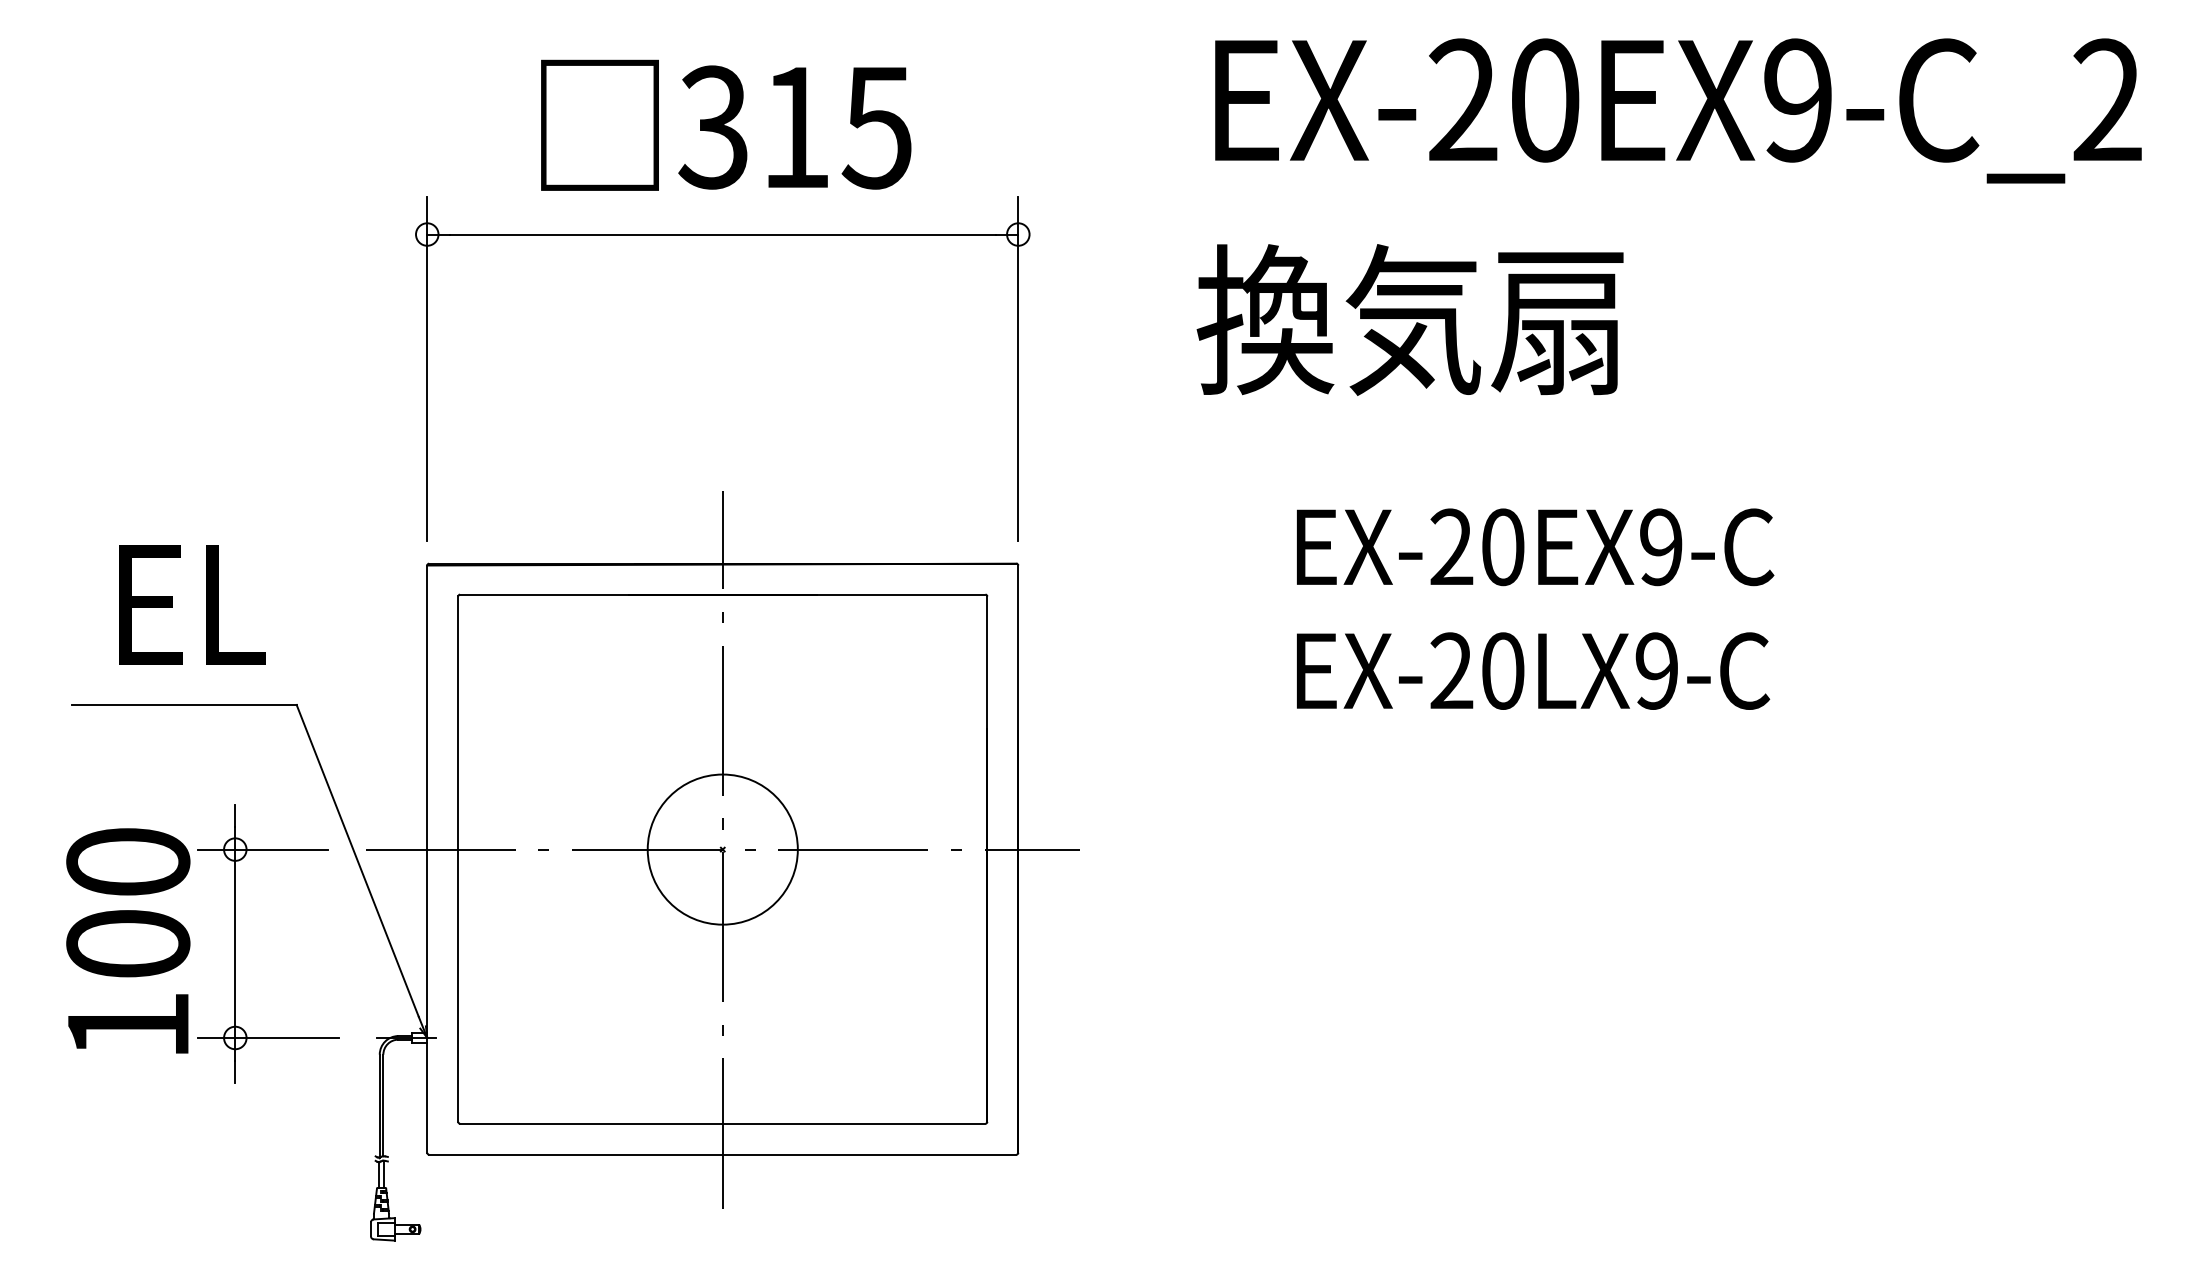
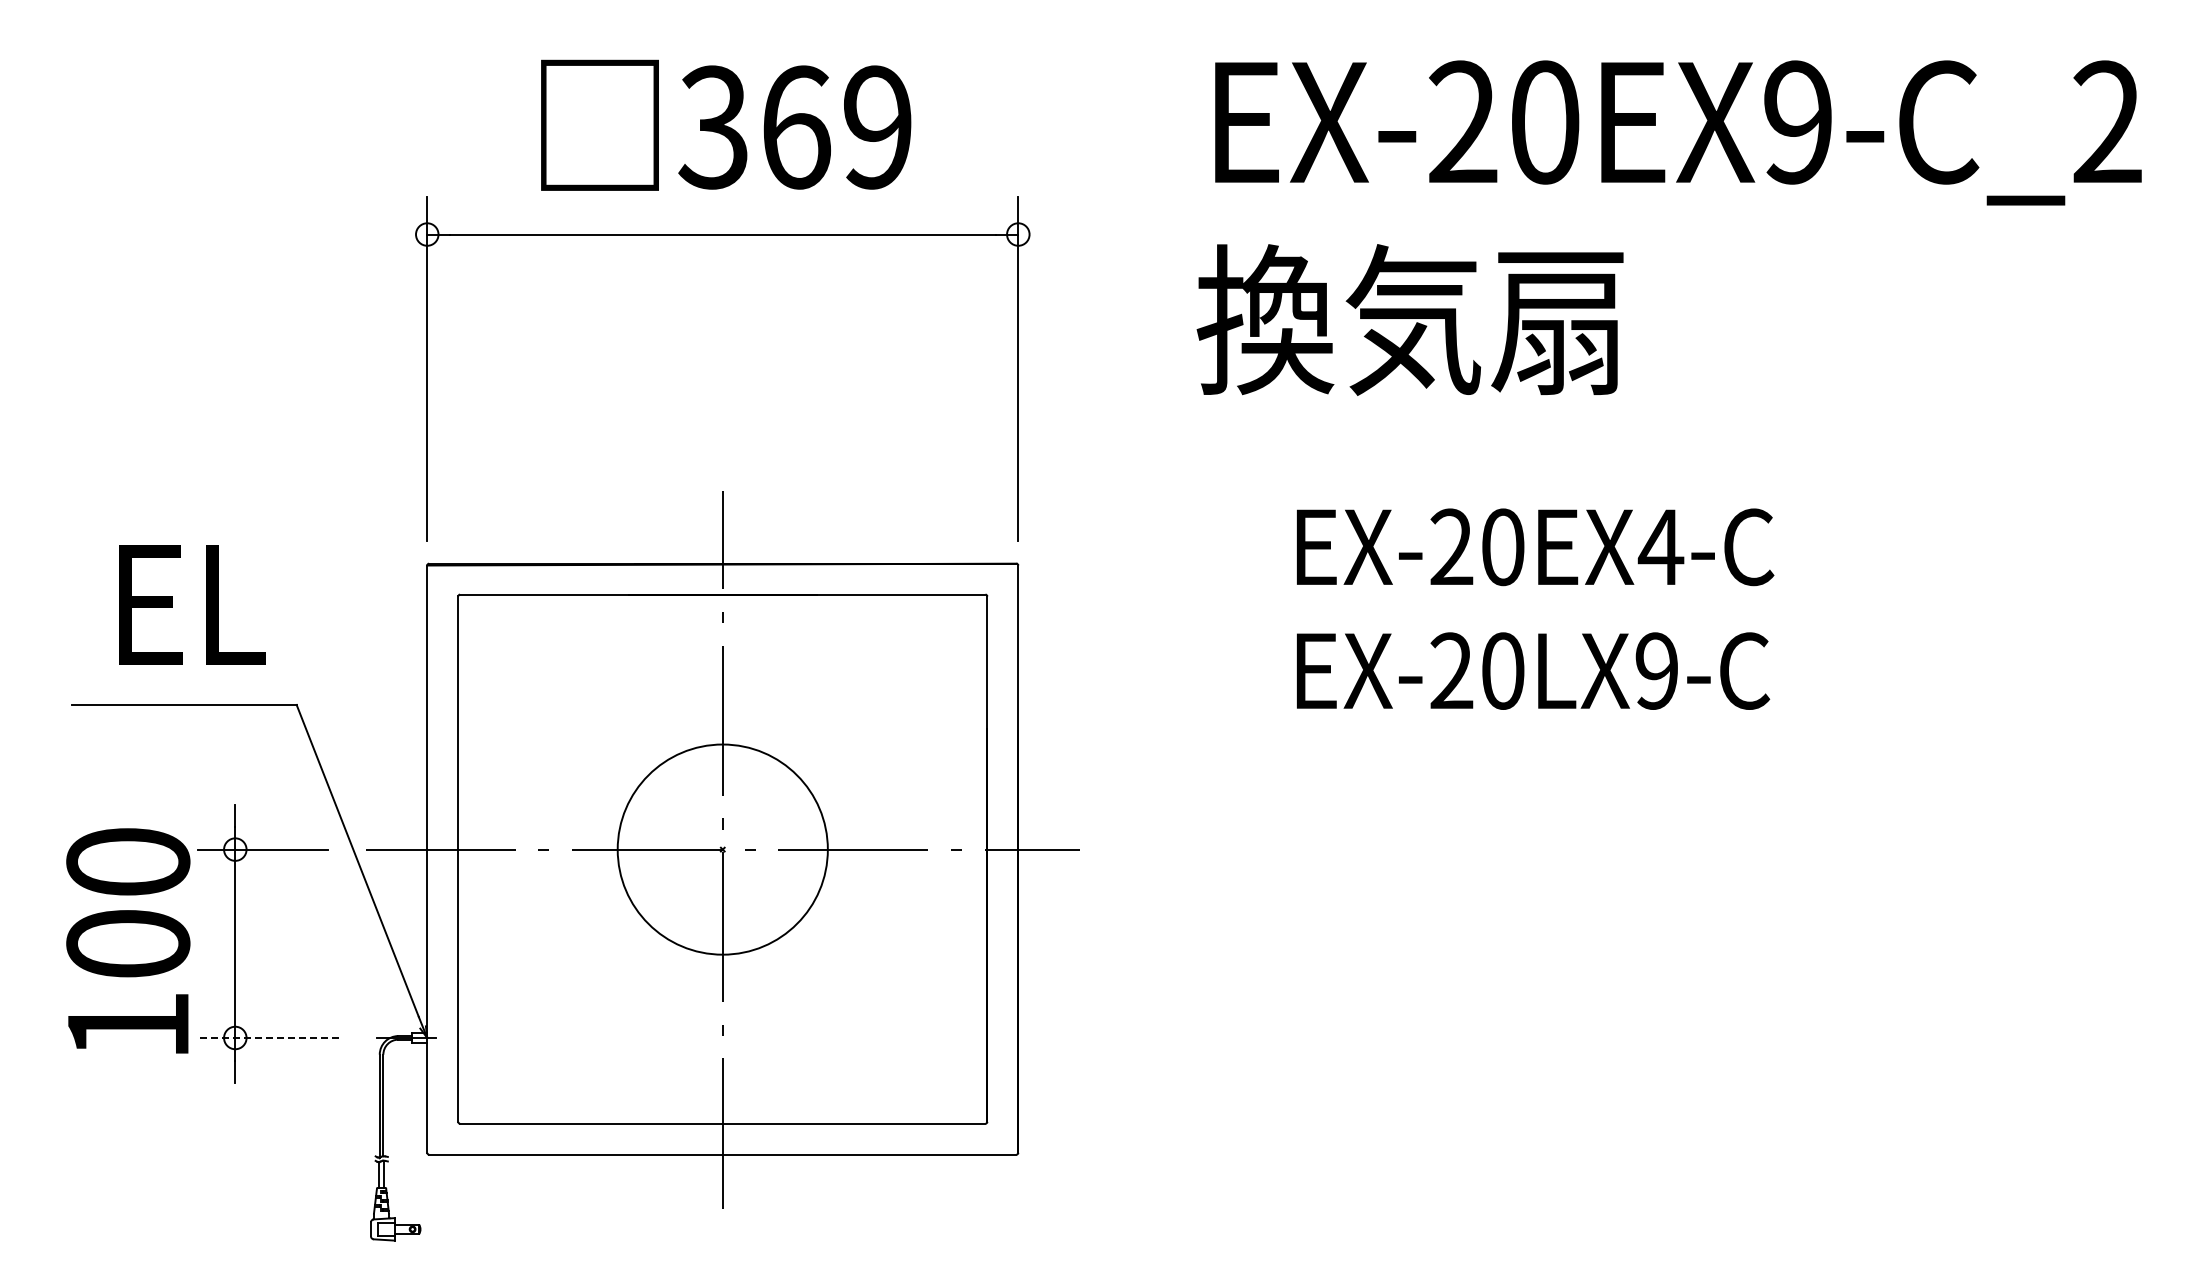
text position: (1678, 110) -> (1678, 132) (1678, 132)
text: 315 -> 369 (837, 127)
text: EX-20EX9-C -> EX-20EX4-C (1660, 547)
circle diameter: 150 px -> 210 px (722, 849)
line: solid -> dashed (268, 1037)
